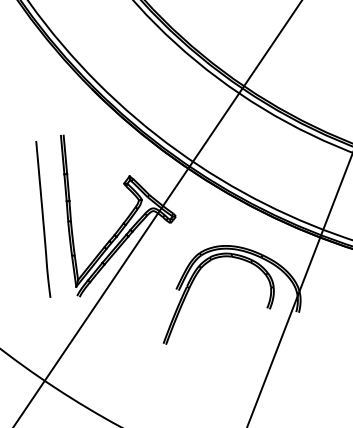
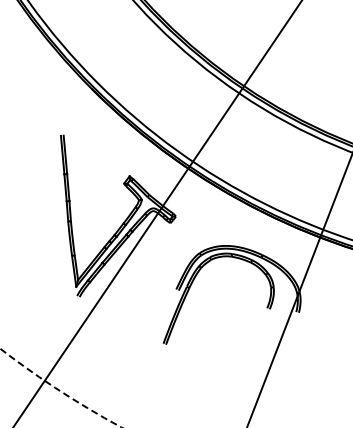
line: present -> none (43, 219)
arc: solid -> dashed (60, 390)
